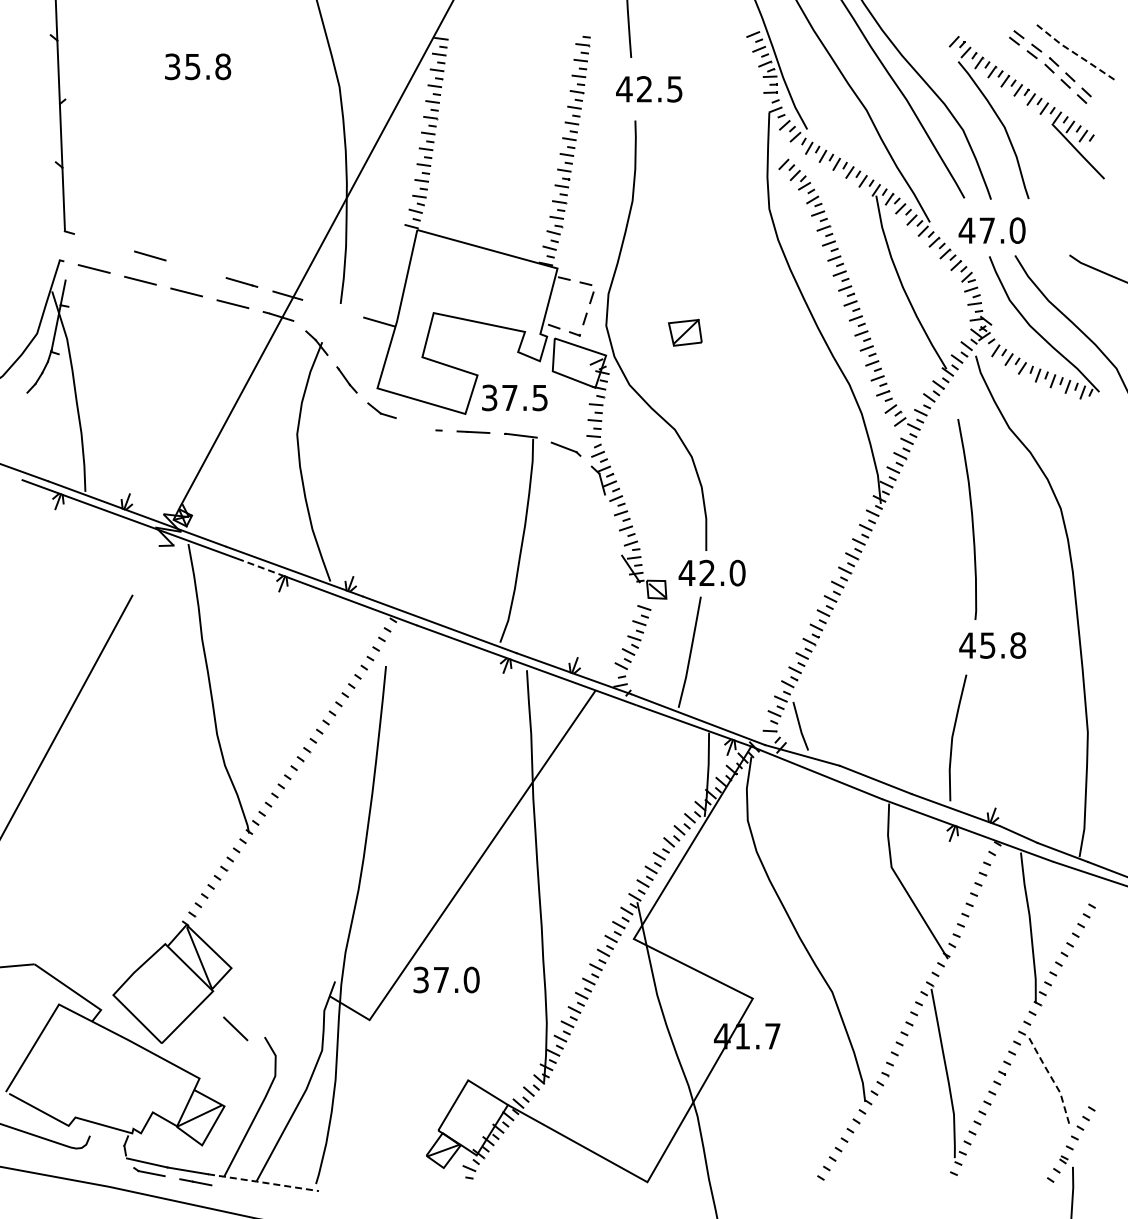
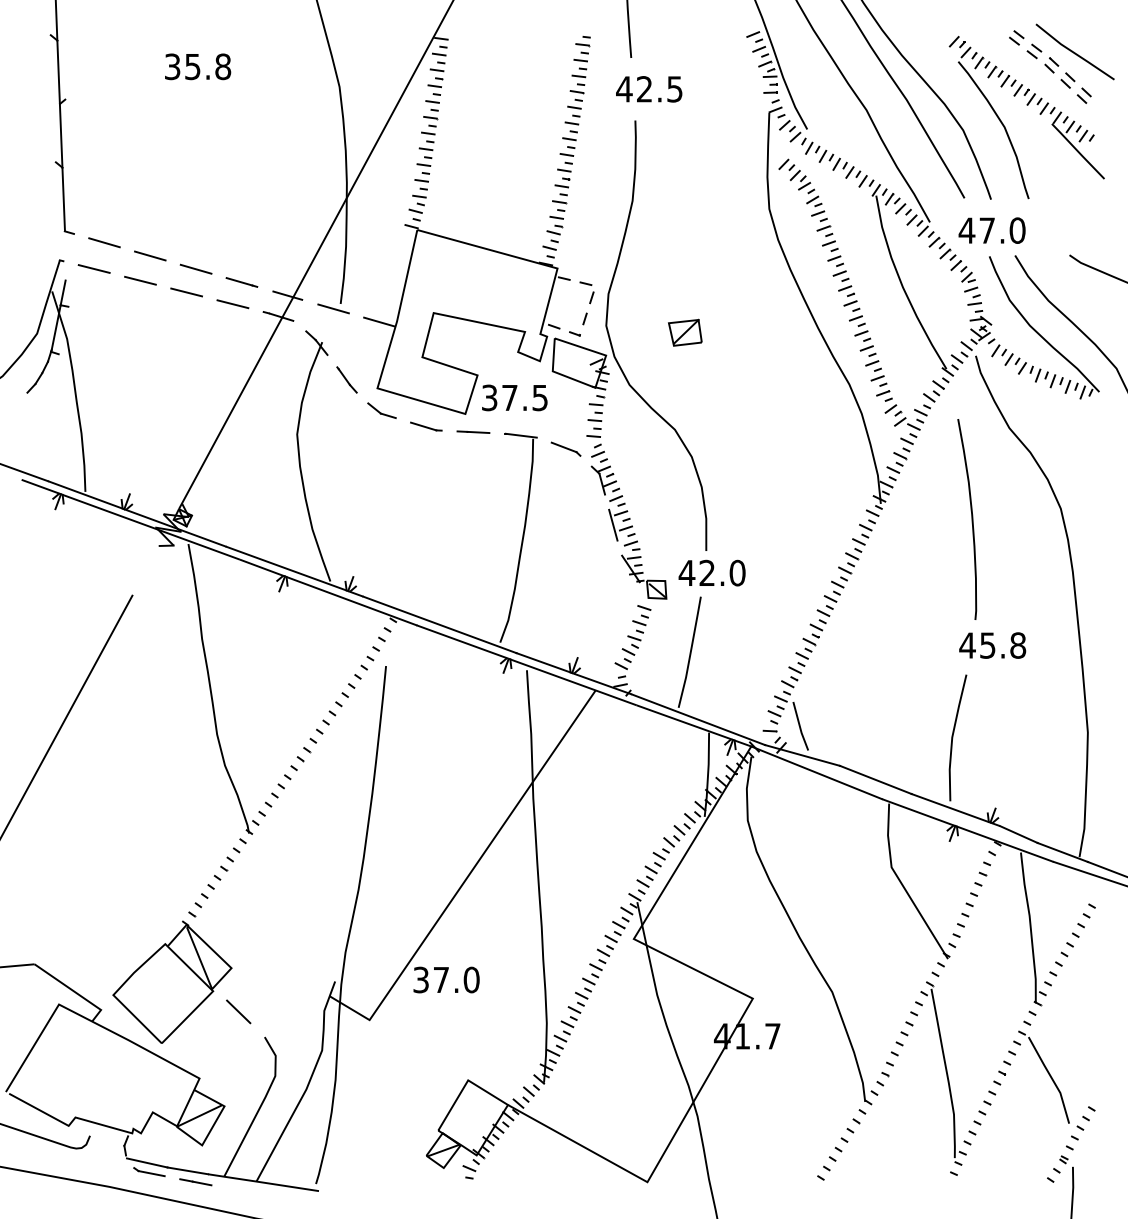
line: dashed -> solid (1074, 52)
line: none -> present (104, 242)
line: none -> present (195, 268)
line: none -> present (333, 308)
line: none -> present (423, 426)
line: none -> present (613, 524)
line: dashed -> solid (263, 568)
line position: (235, 1028) -> (238, 1011) (238, 1011)
line: dashed -> solid (1052, 1078)
line: dashed -> solid (262, 1182)
